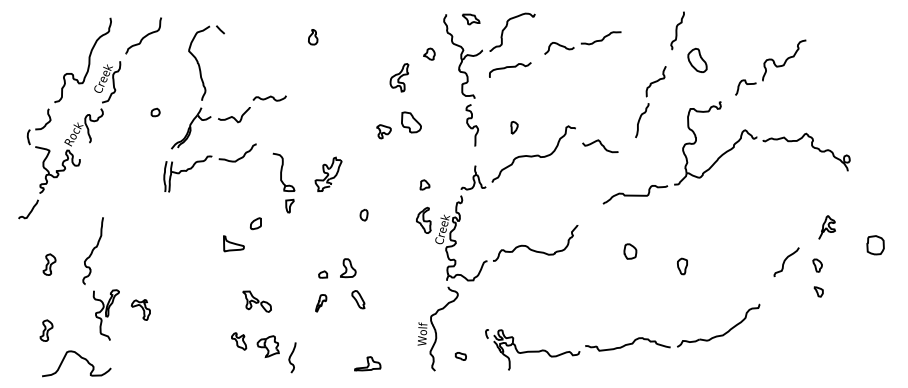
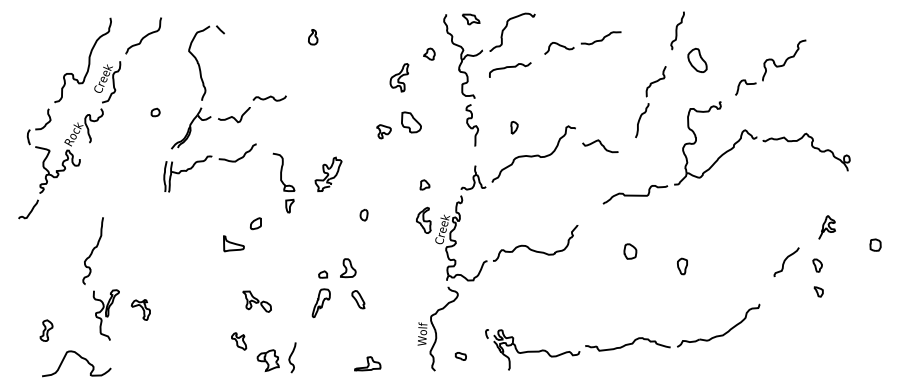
part size: 19x21 px -> 13x14 px (875, 244)
part: present -> none (49, 264)
part size: 13x19 px -> 20x31 px (320, 303)
part position: (267, 346) -> (267, 360) (267, 360)
